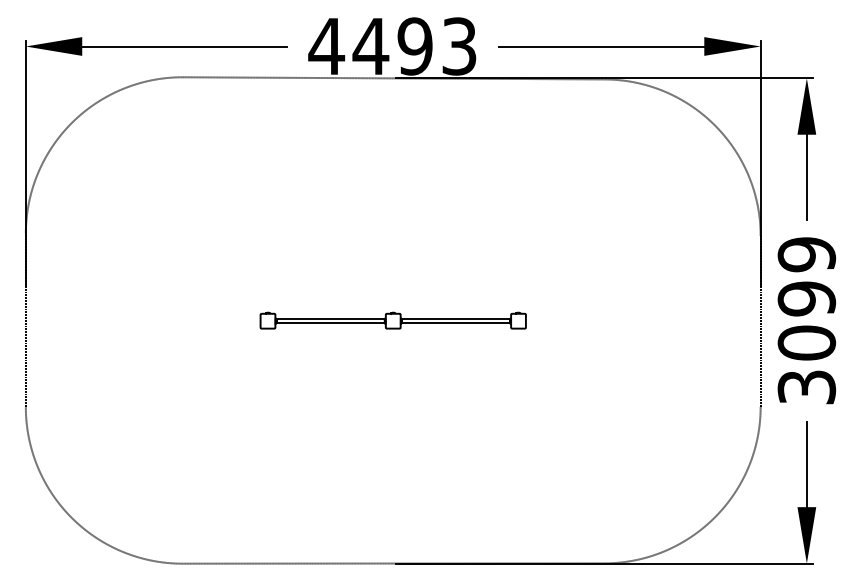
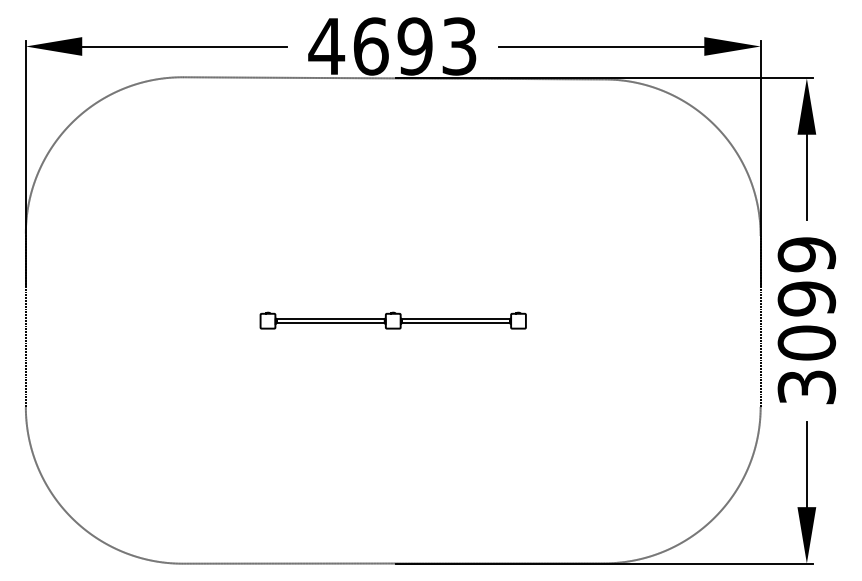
text: 4493 -> 4693 (370, 46)
